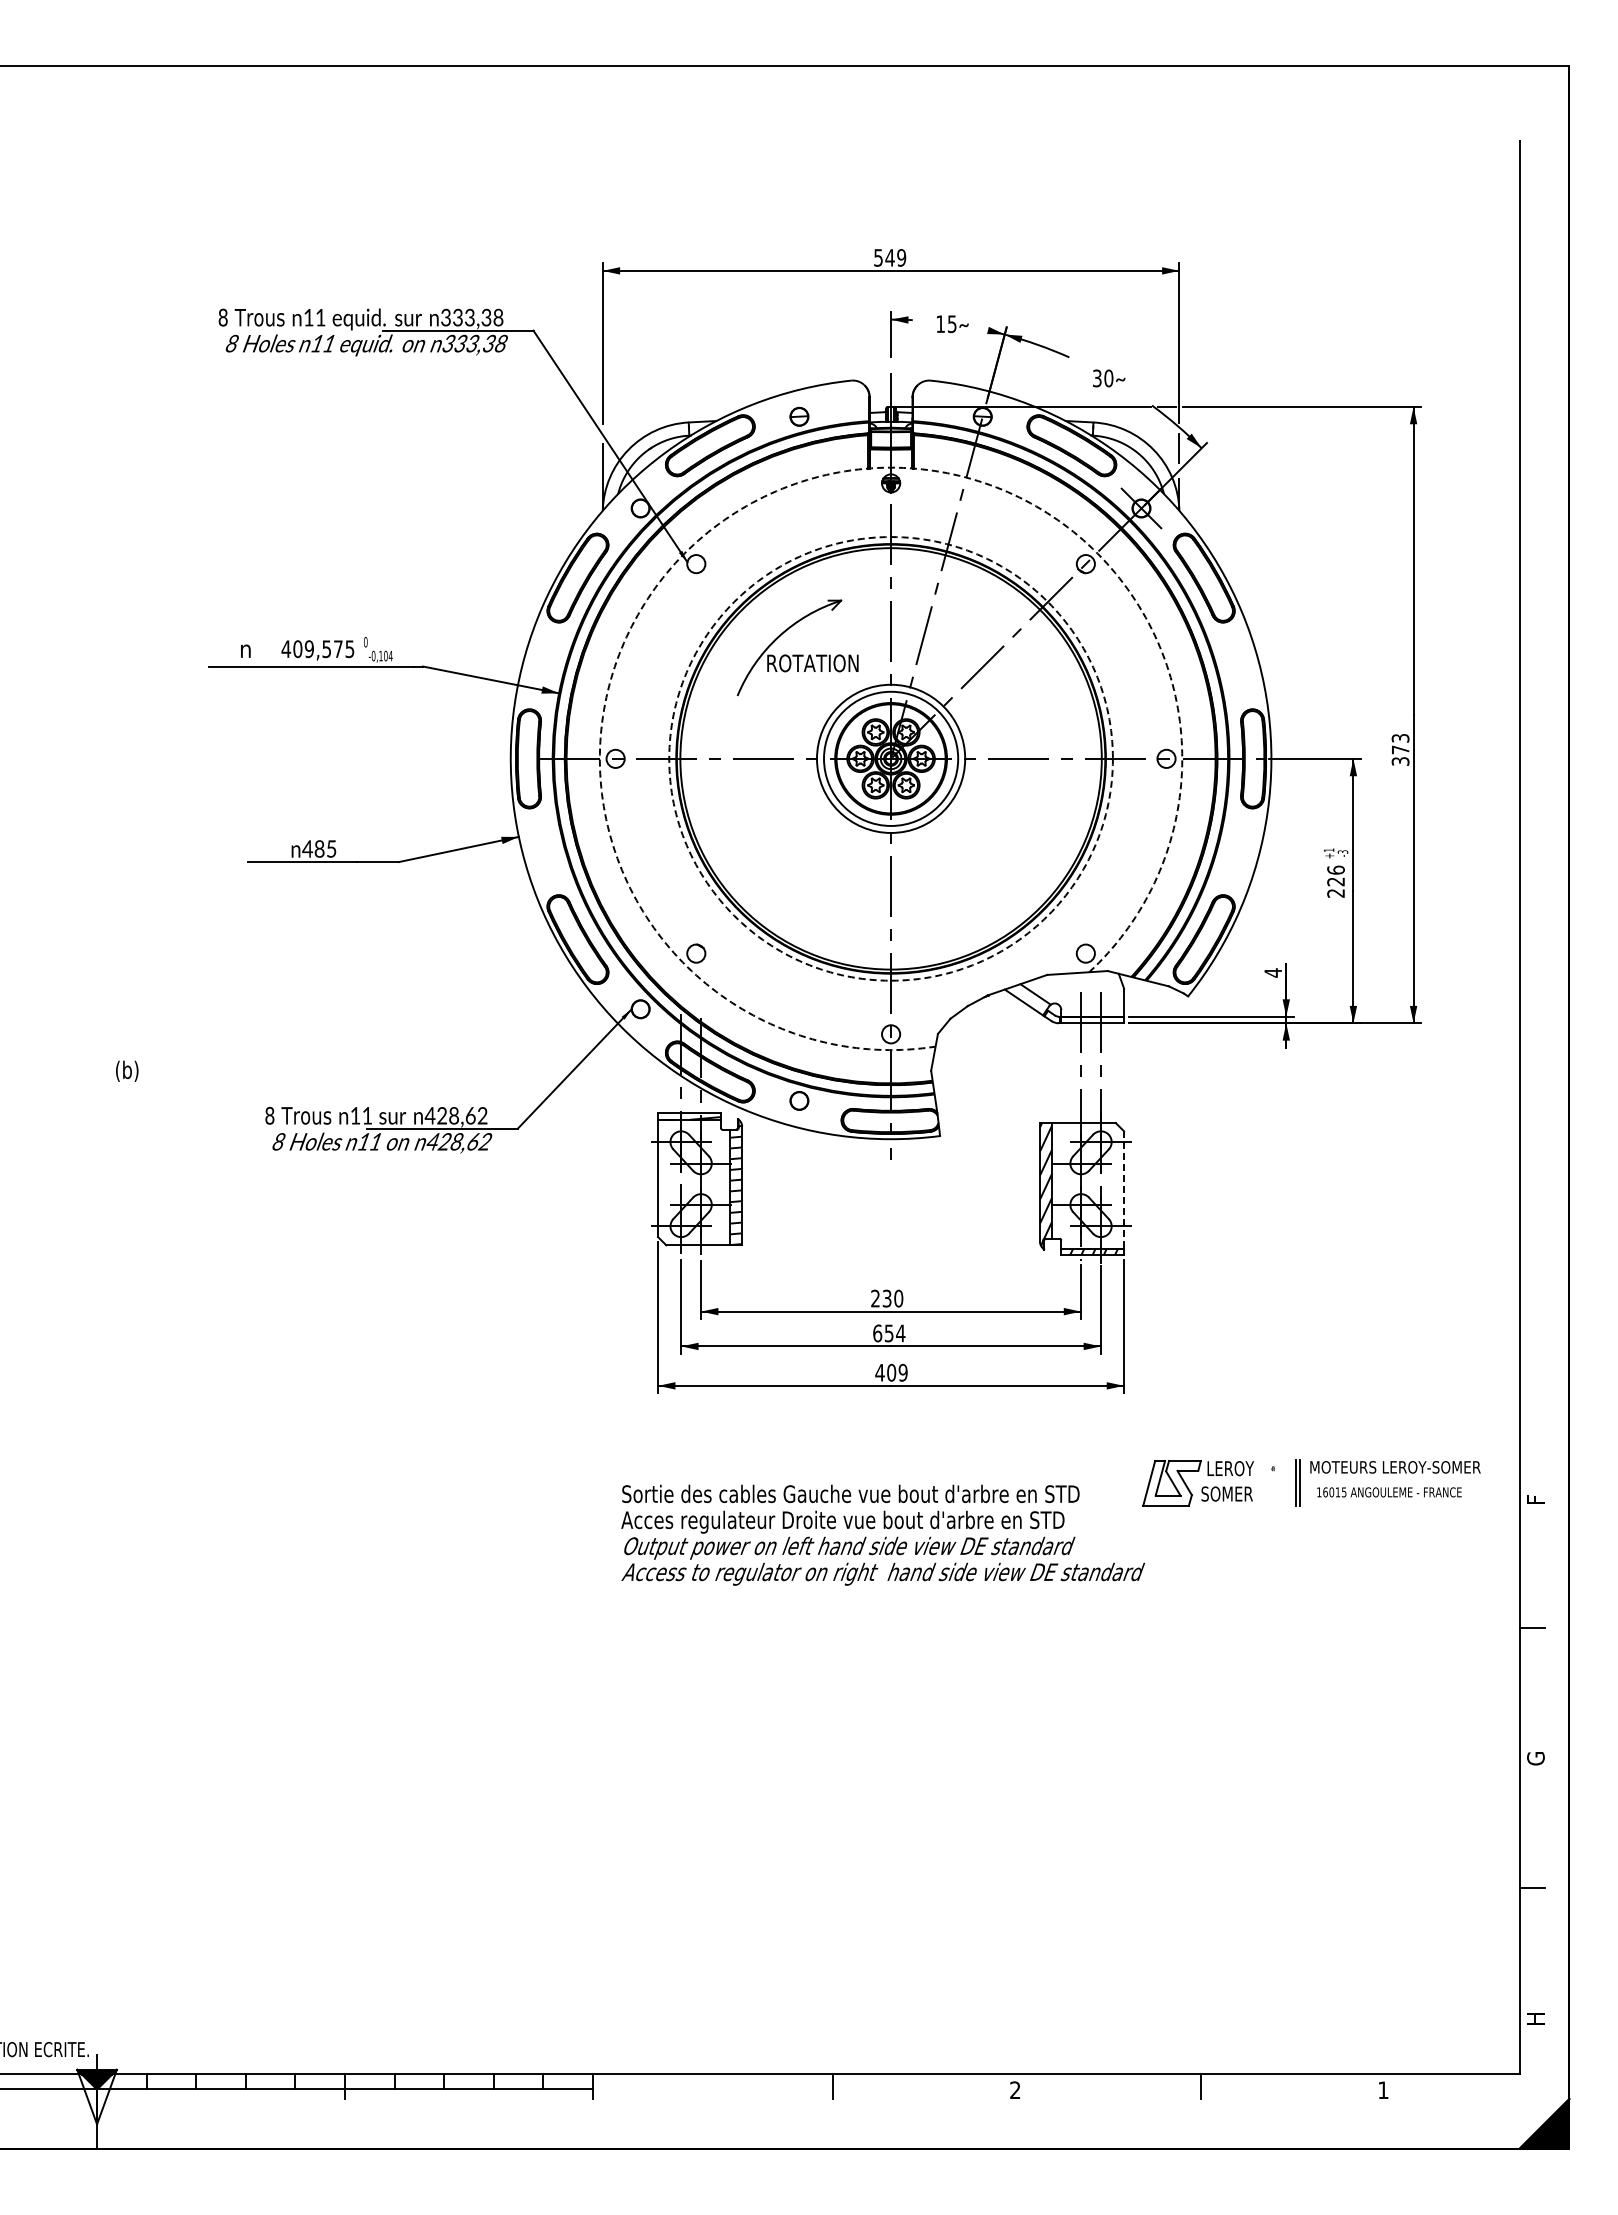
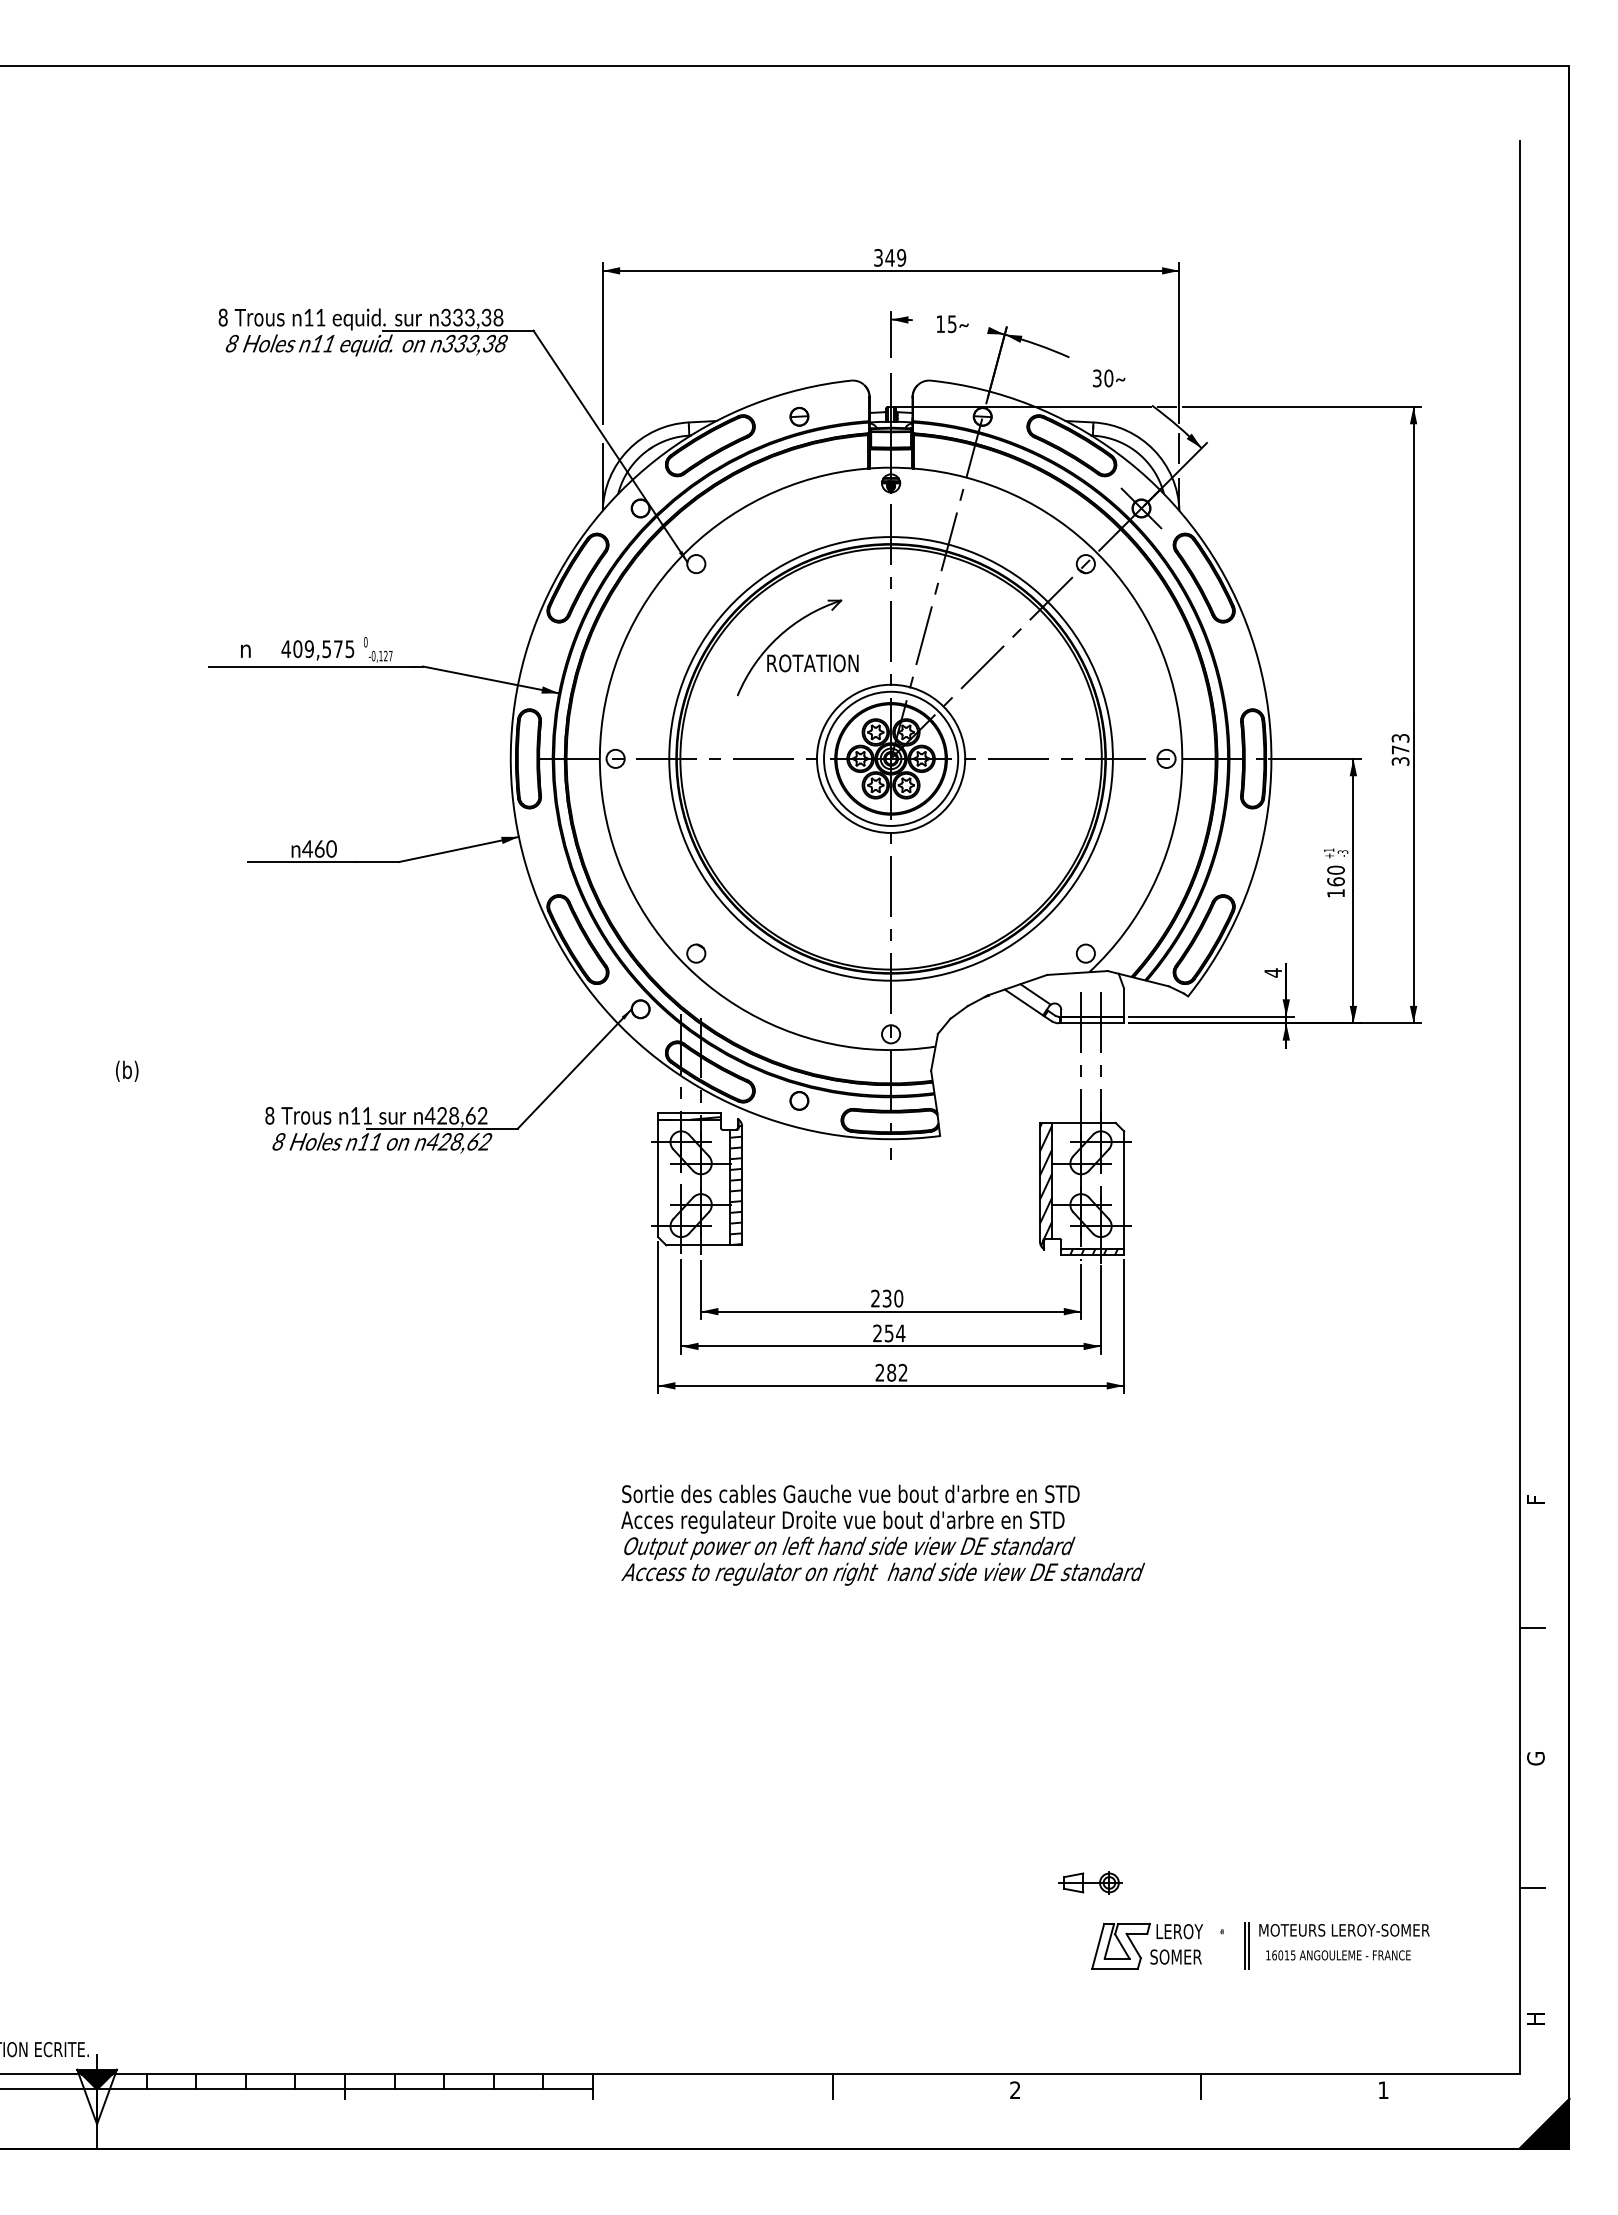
text: 549 -> 349 (878, 257)
arc: dashed -> solid (764, 496)
text: -0,104 -> -0,127 (388, 656)
circle: dashed -> solid (890, 758)
text: 485 -> 460 (325, 848)
text: 226 -> 160 (1335, 881)
line: dashed -> solid (1124, 1190)
text: 654 -> 254 (877, 1333)
text: 409 -> 282 (891, 1372)
part position: (1317, 1487) -> (1266, 1950) (1266, 1950)
part: none -> present (1090, 1882)
